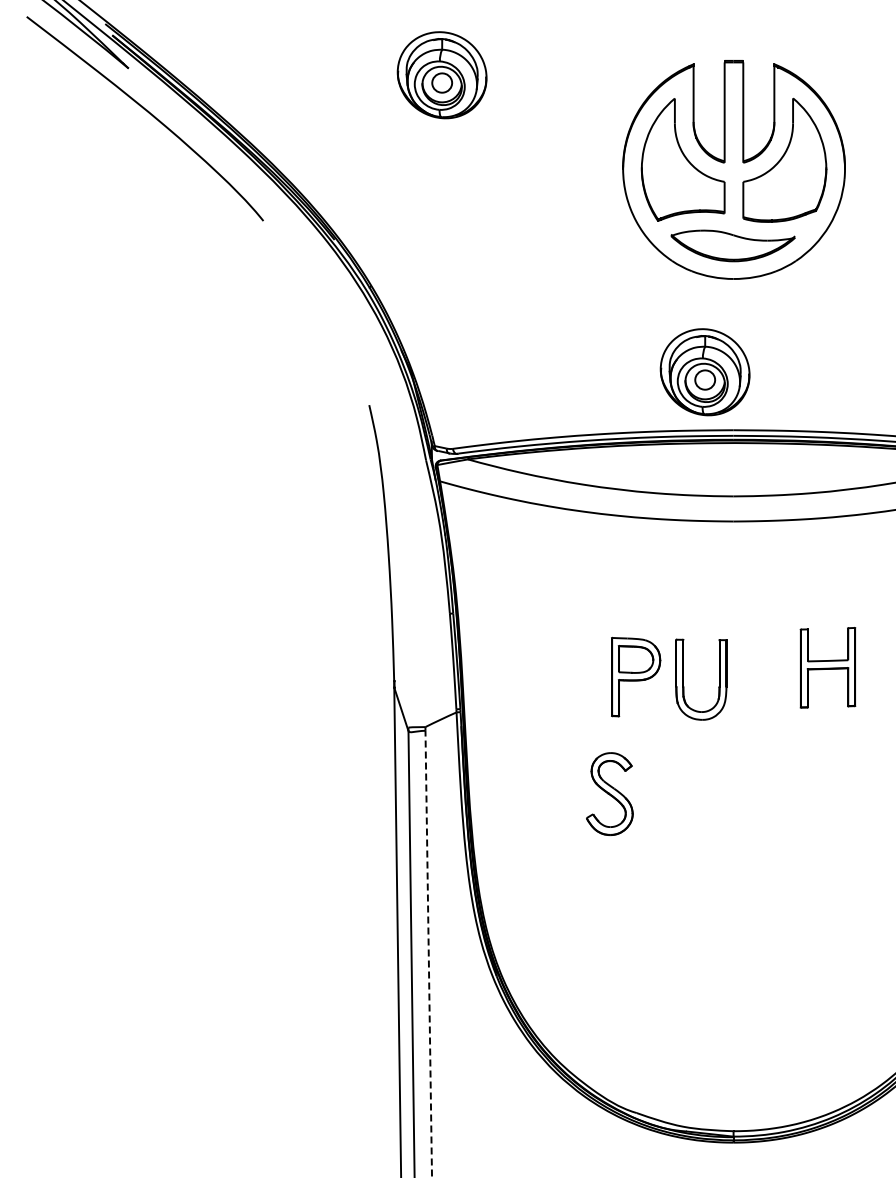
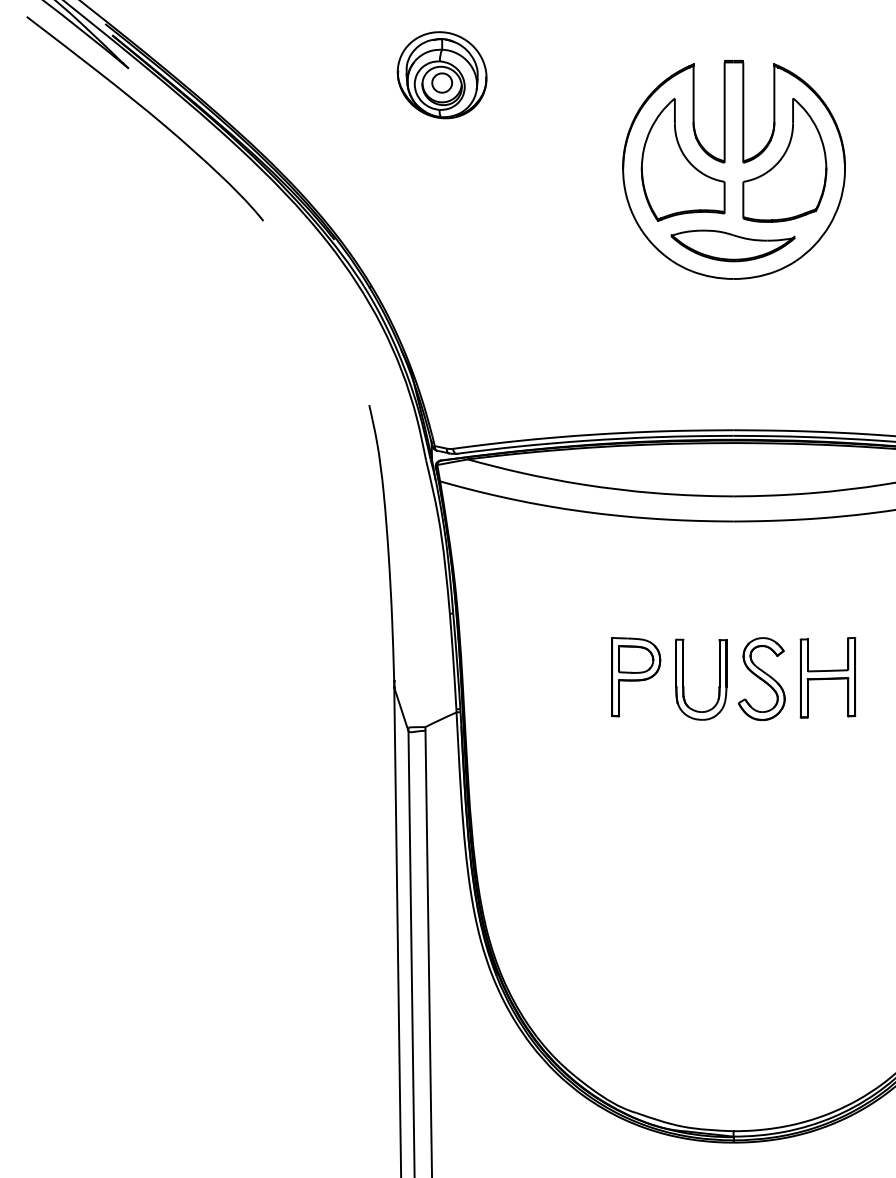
part: present -> none (704, 372)
part position: (827, 667) -> (827, 677) (827, 677)
part position: (609, 793) -> (761, 678) (761, 678)
line: dashed -> solid (428, 953)
